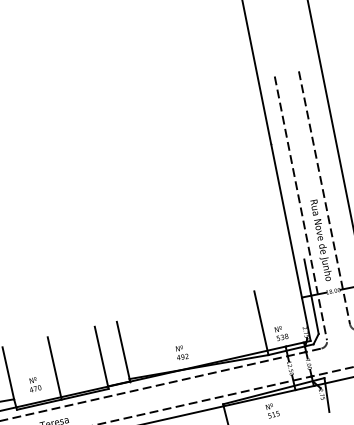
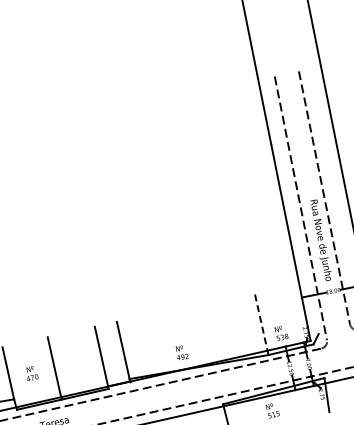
line: present -> none (311, 296)
line: solid -> dashed (261, 323)
text position: (35, 384) -> (32, 373) (32, 373)
